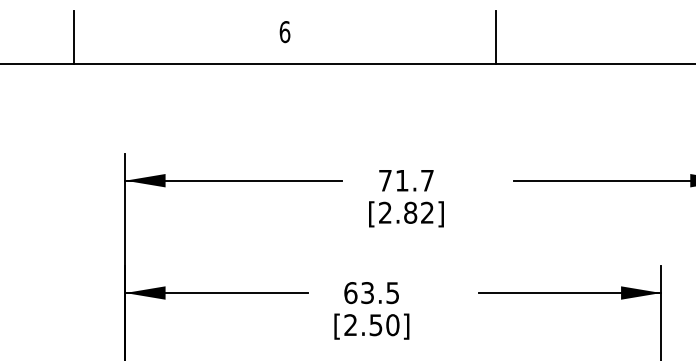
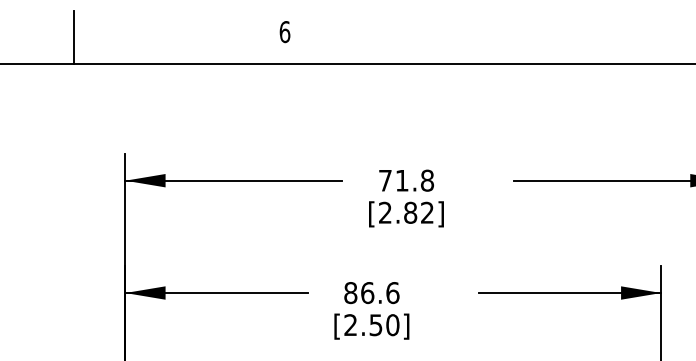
line: present -> none (496, 37)
text: 71.7 -> 71.8 (427, 180)
text: 63.5 -> 86.6 (371, 293)
